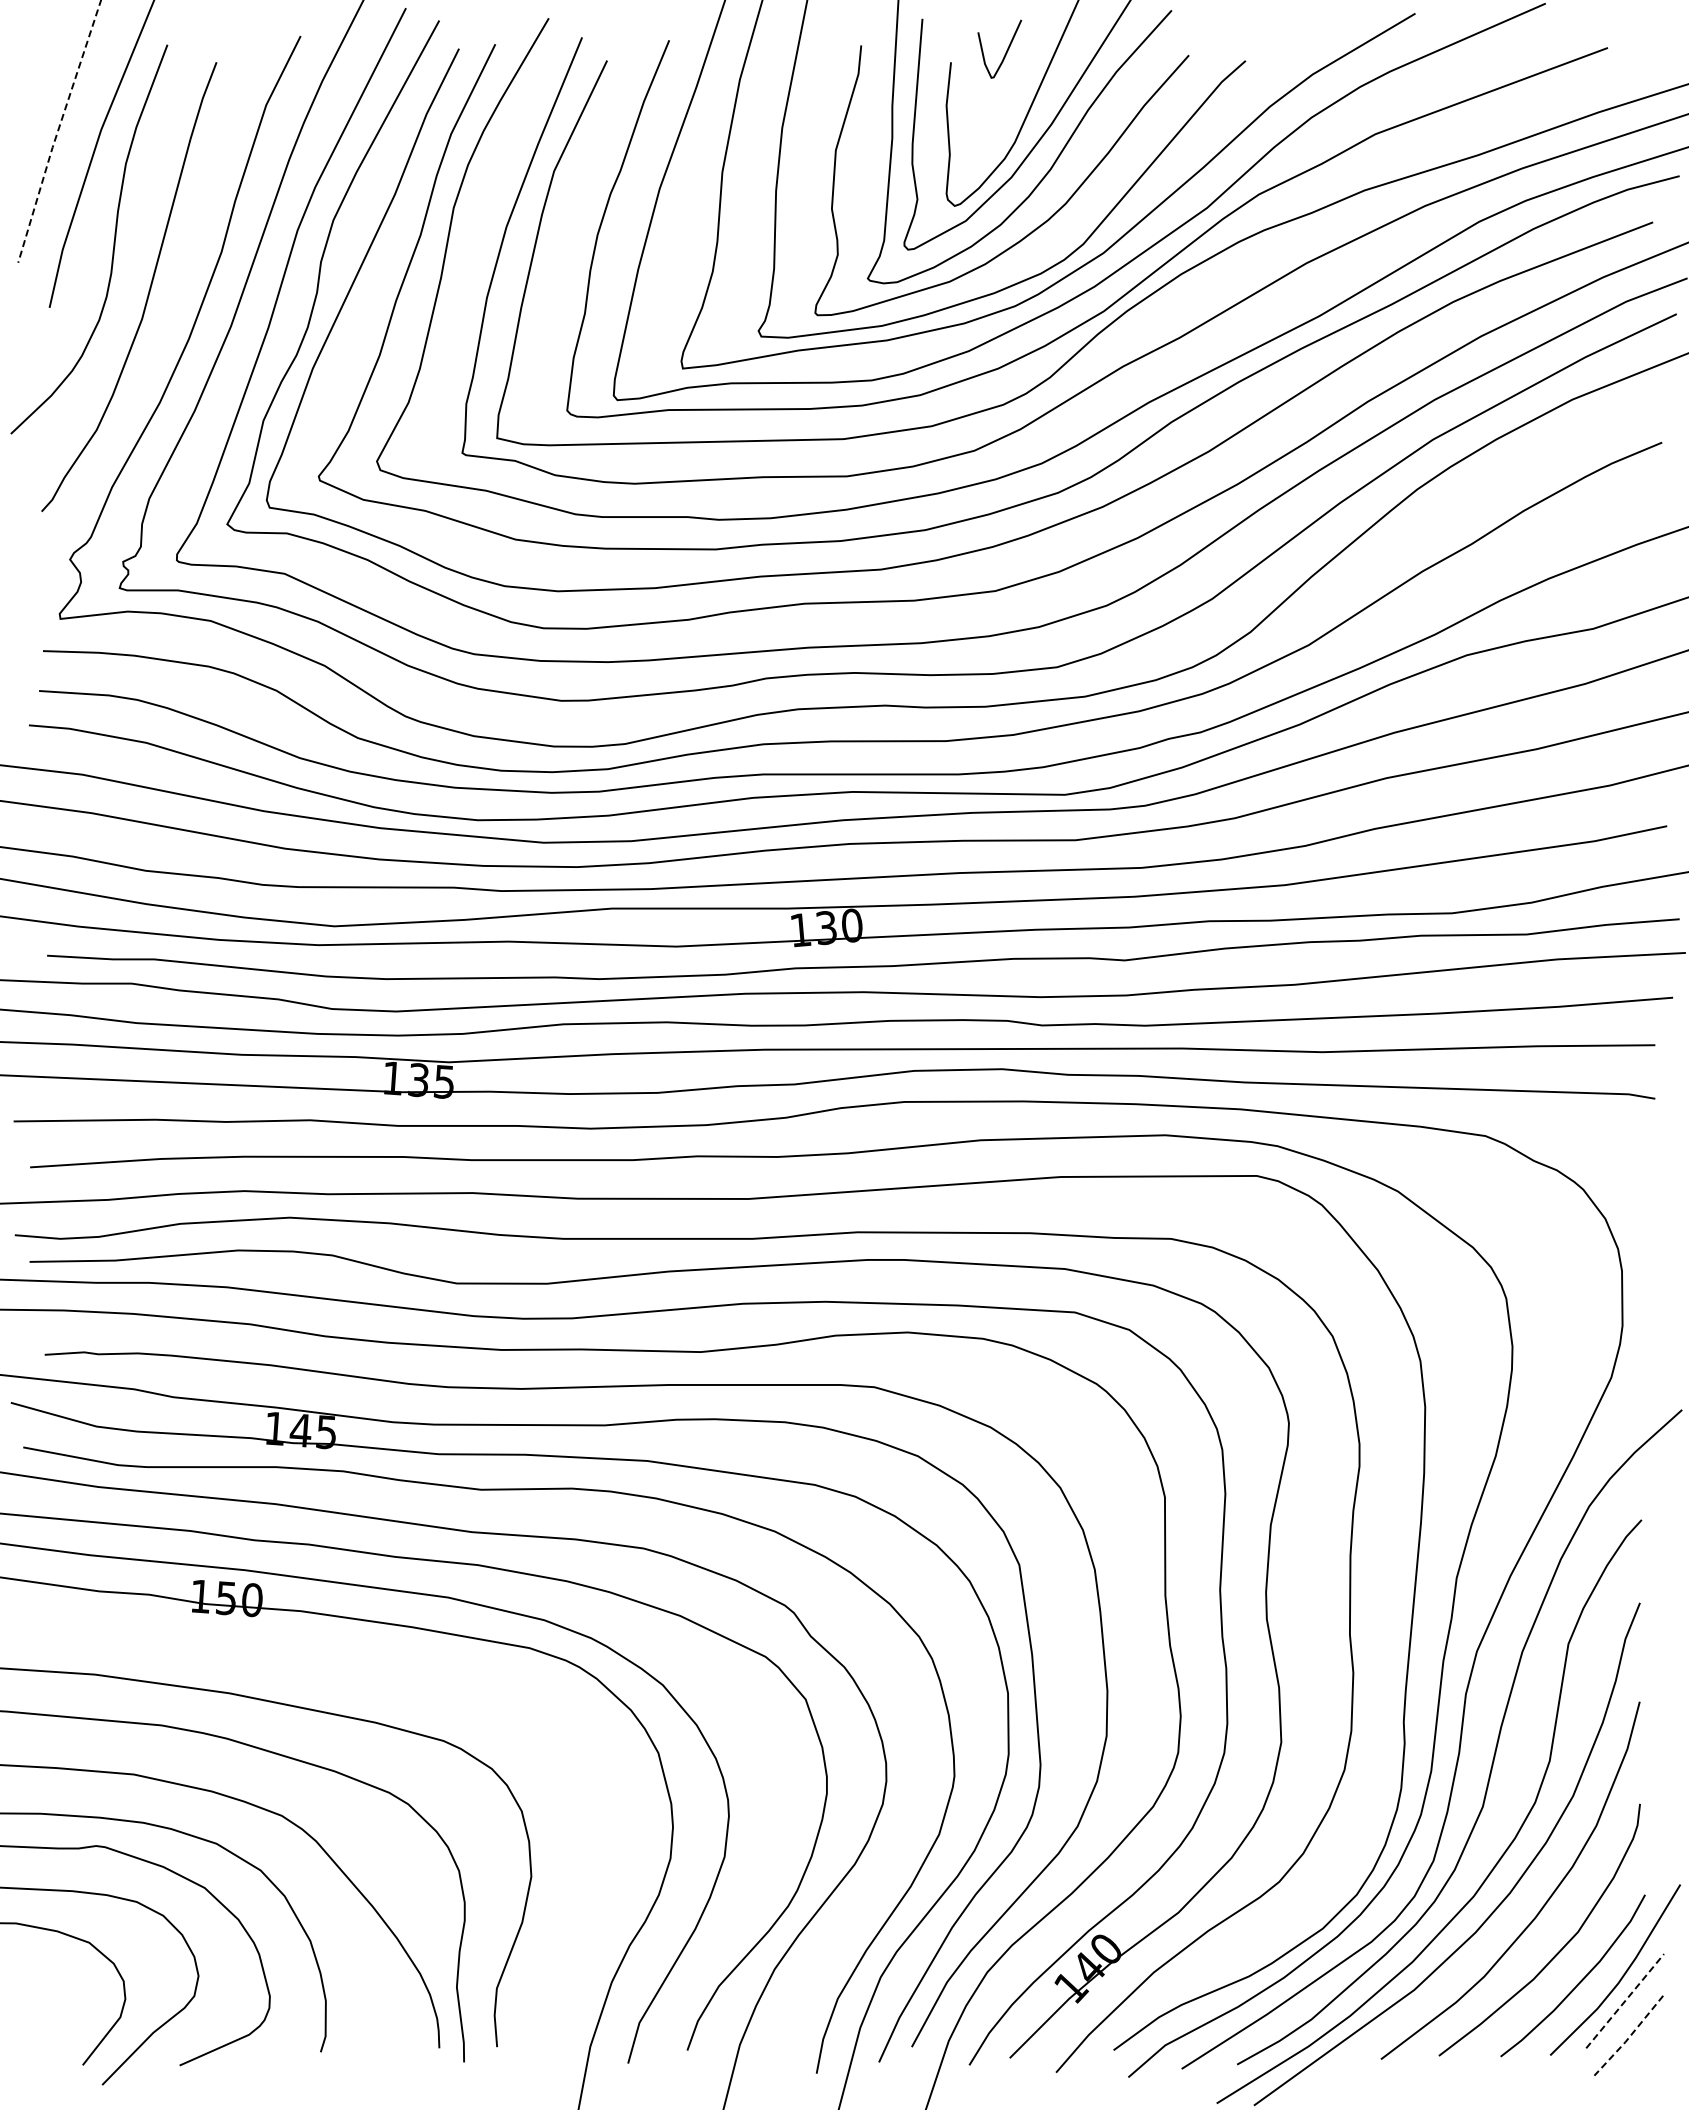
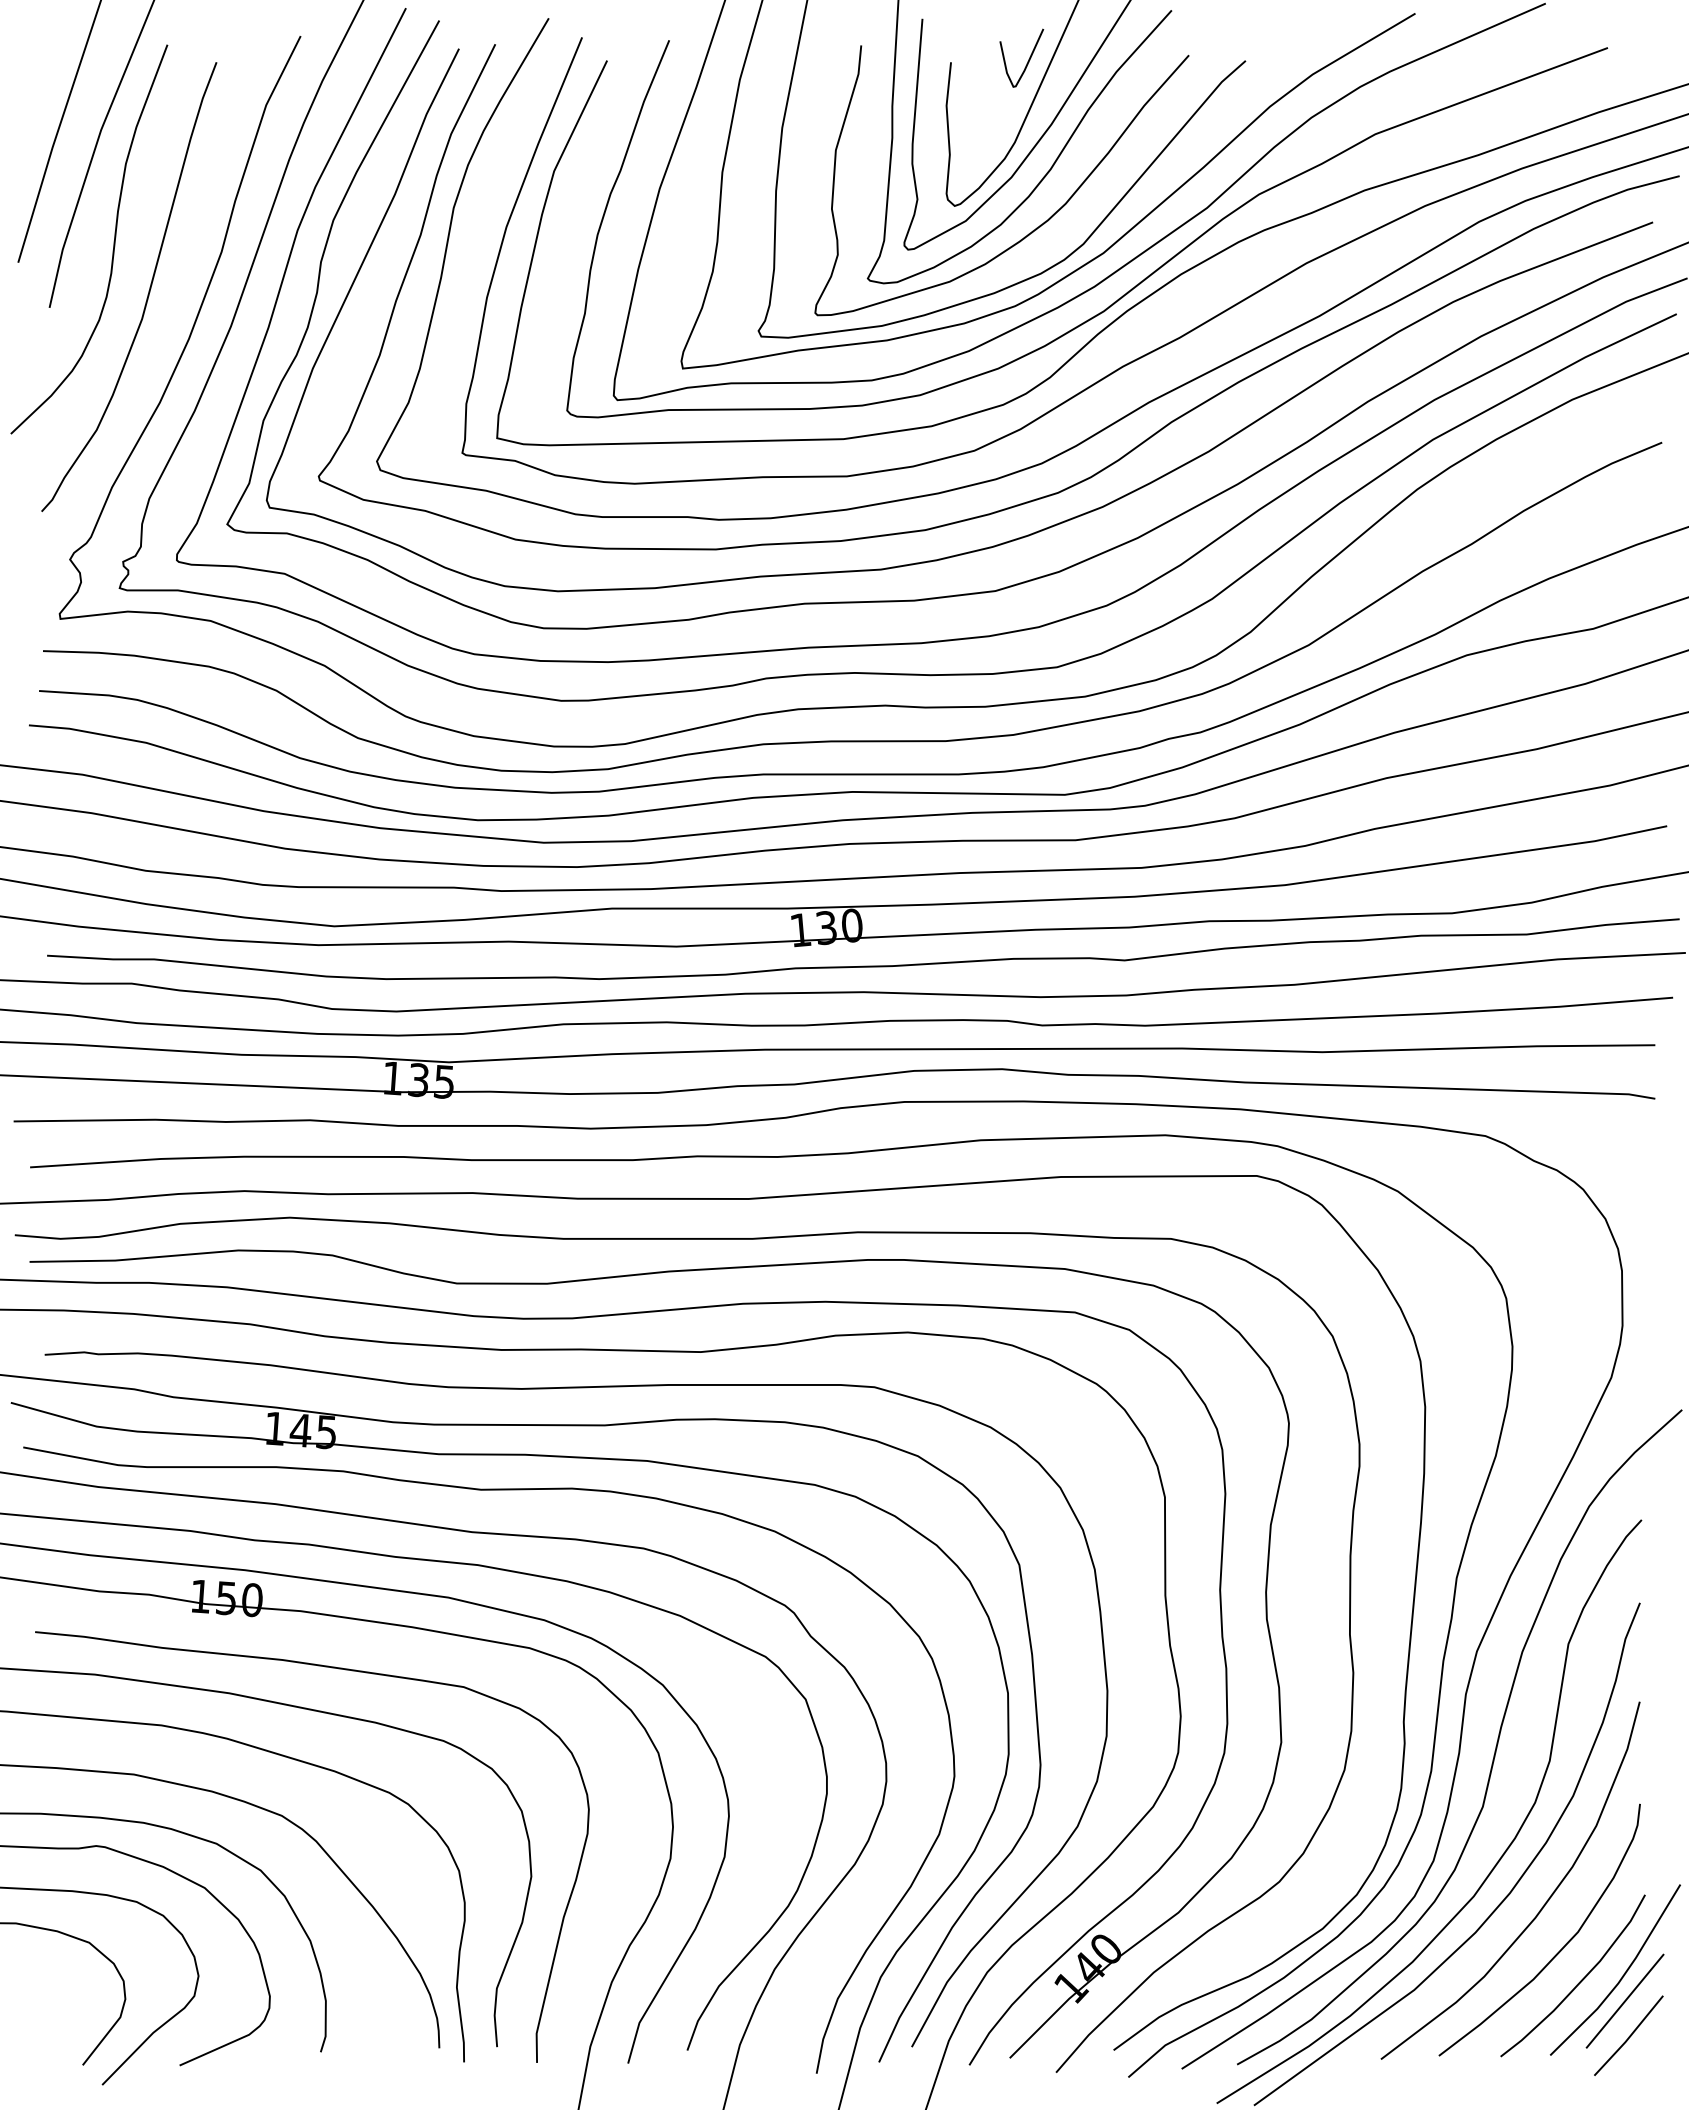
curve position: (1005, 52) -> (1027, 61) (1027, 61)
line: dashed -> solid (57, 132)
curve: none -> present (338, 1669)
line: dashed -> solid (1625, 2000)
line: dashed -> solid (1629, 2037)
